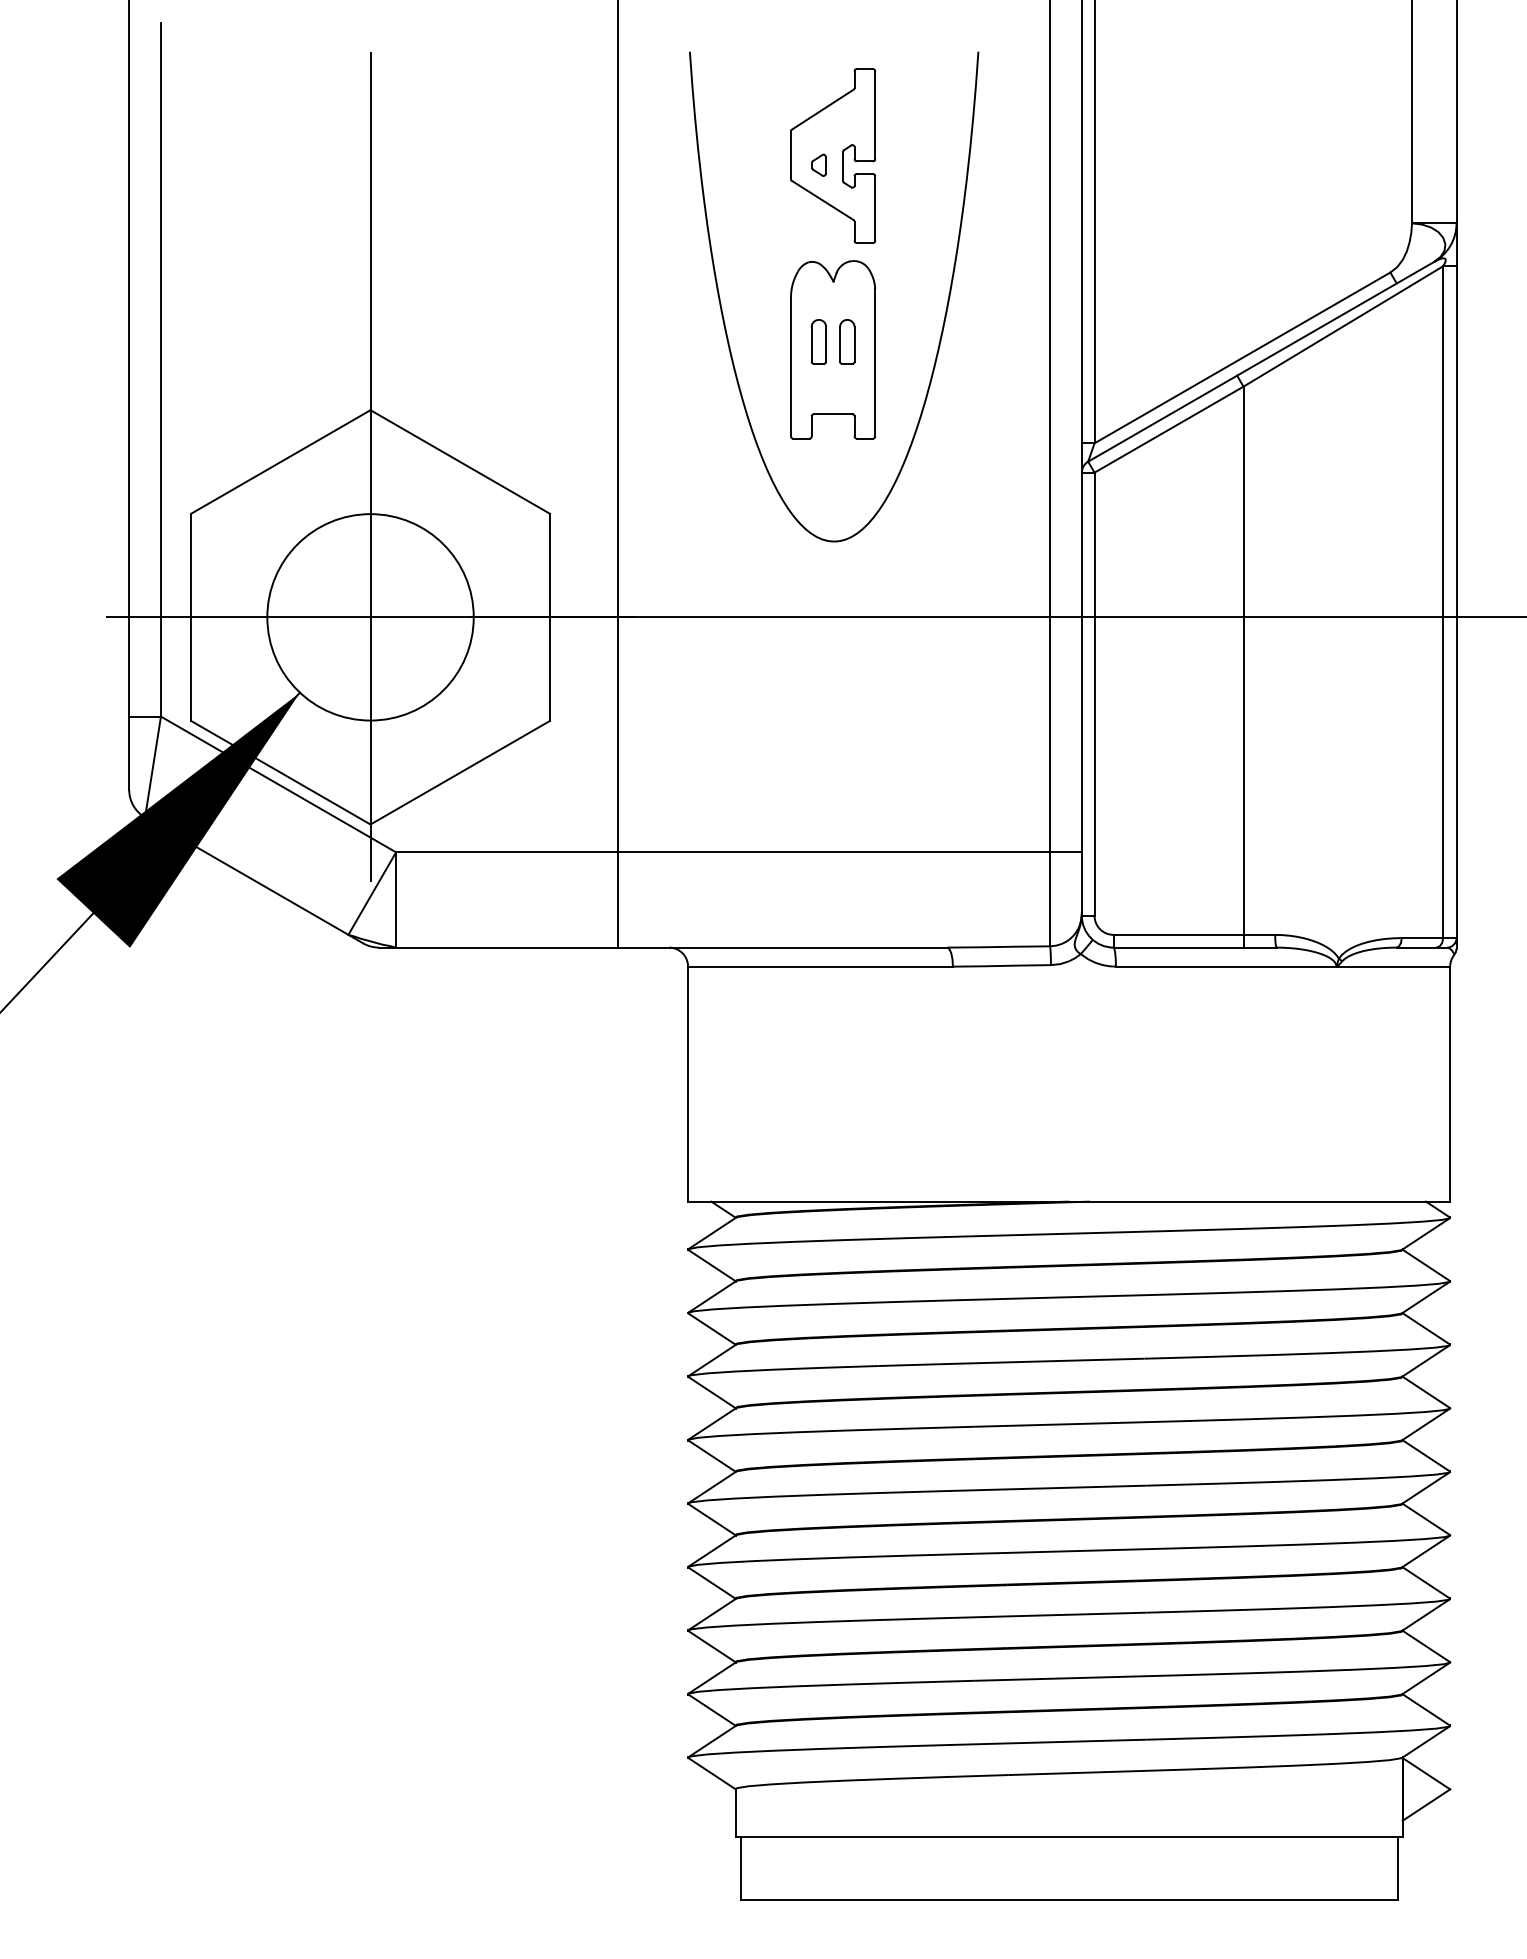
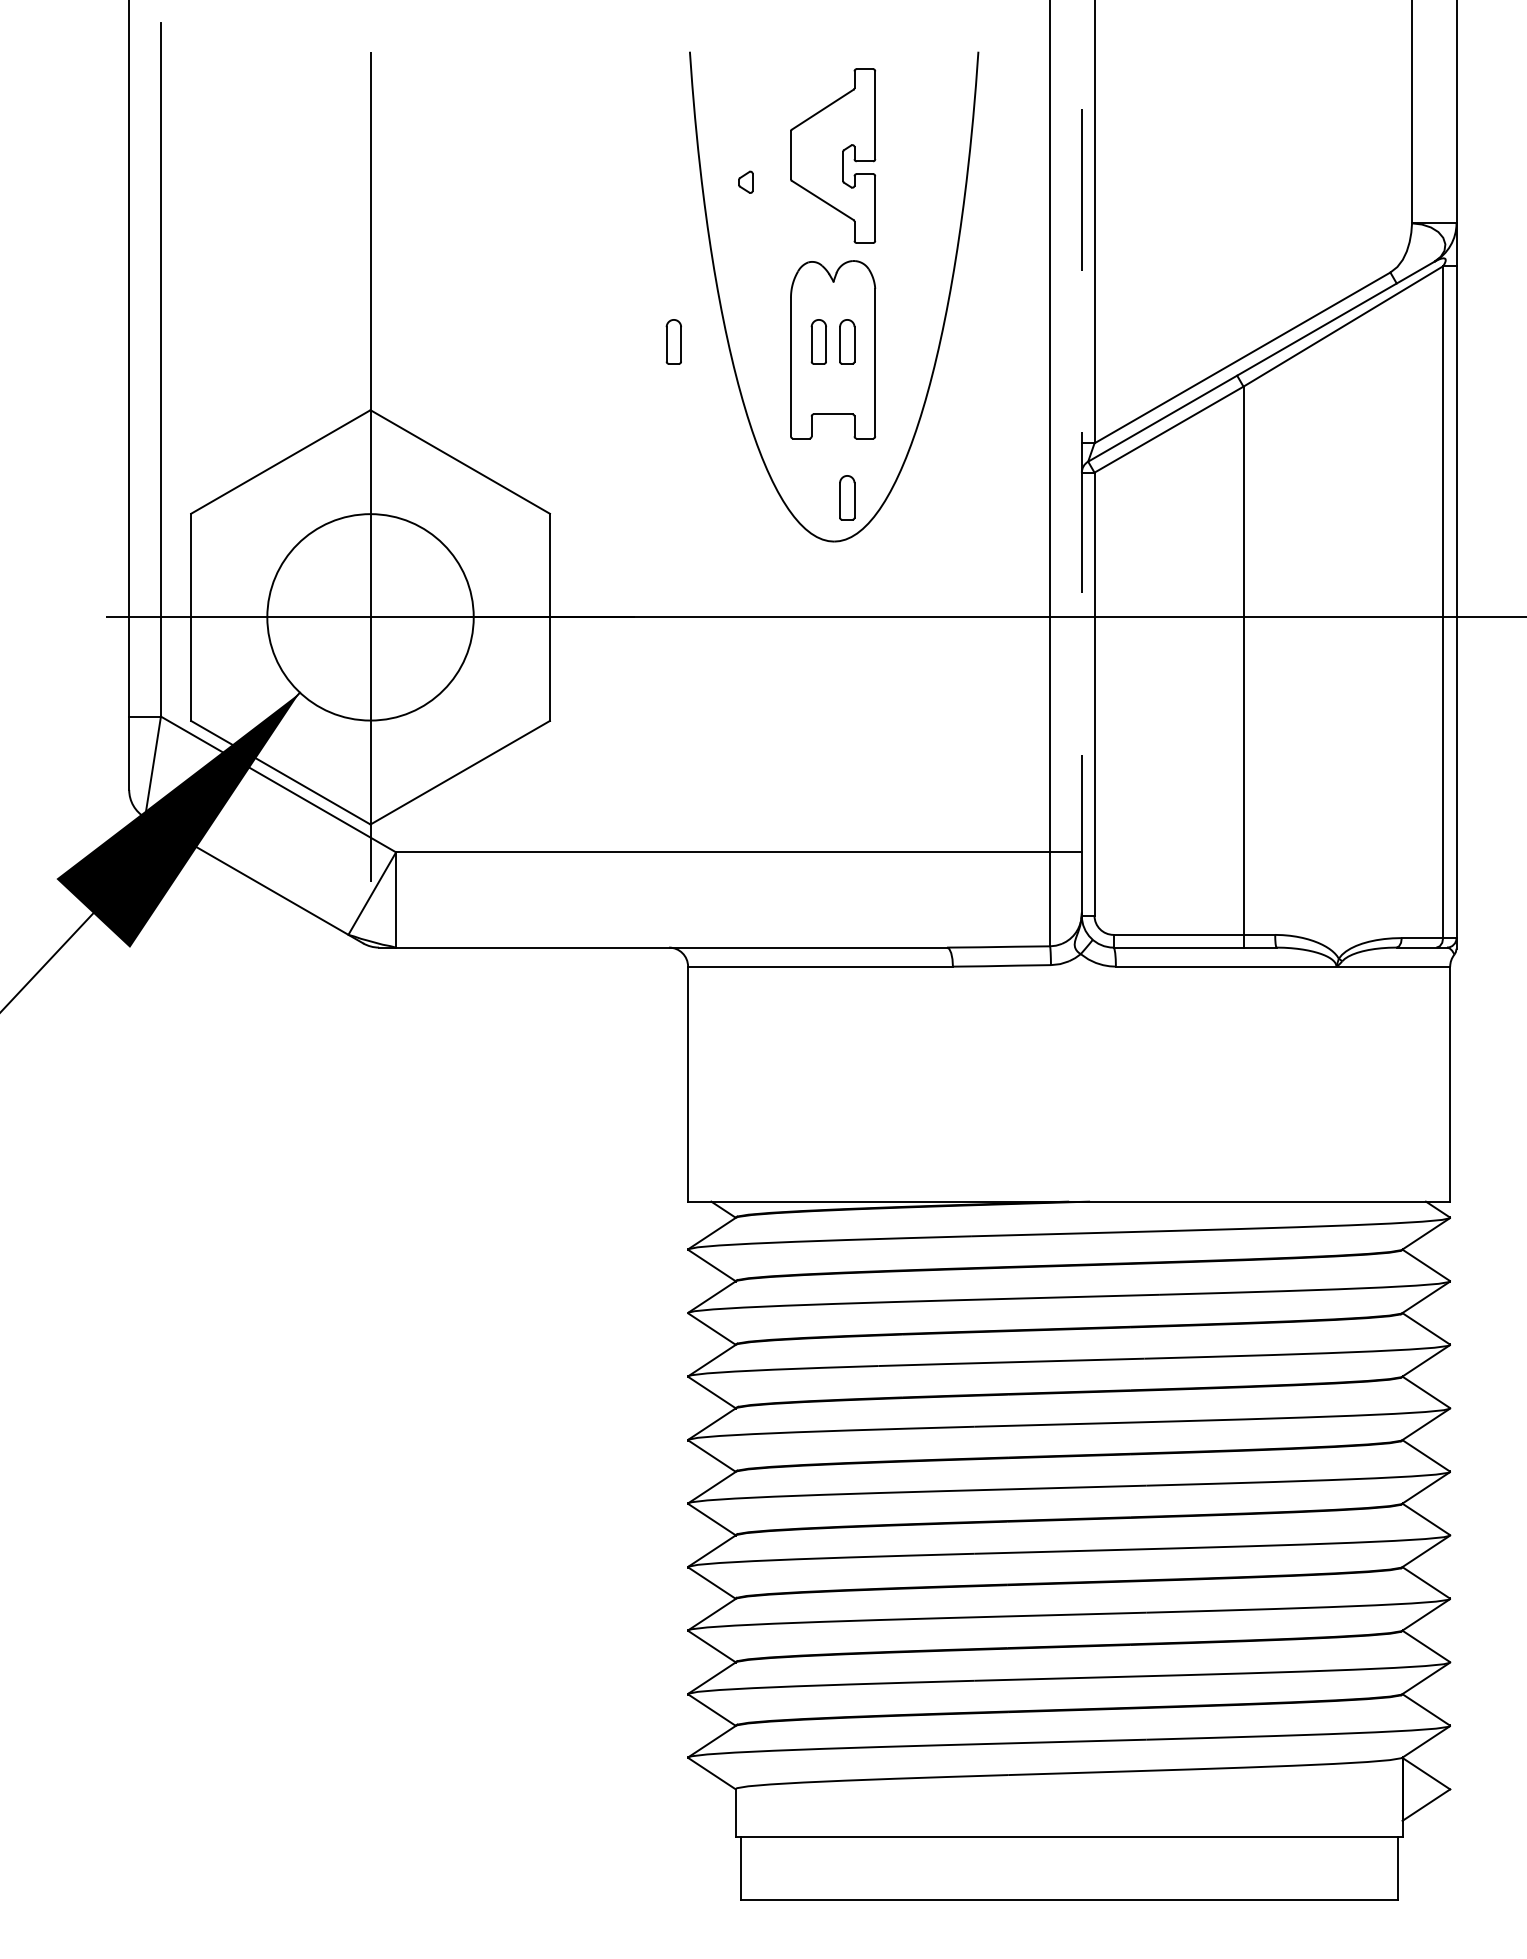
part position: (818, 164) -> (745, 181) (745, 181)
part: none -> present (673, 341)
line: solid -> dashed (1081, 457)
line: present -> none (618, 474)
part: none -> present (847, 497)
